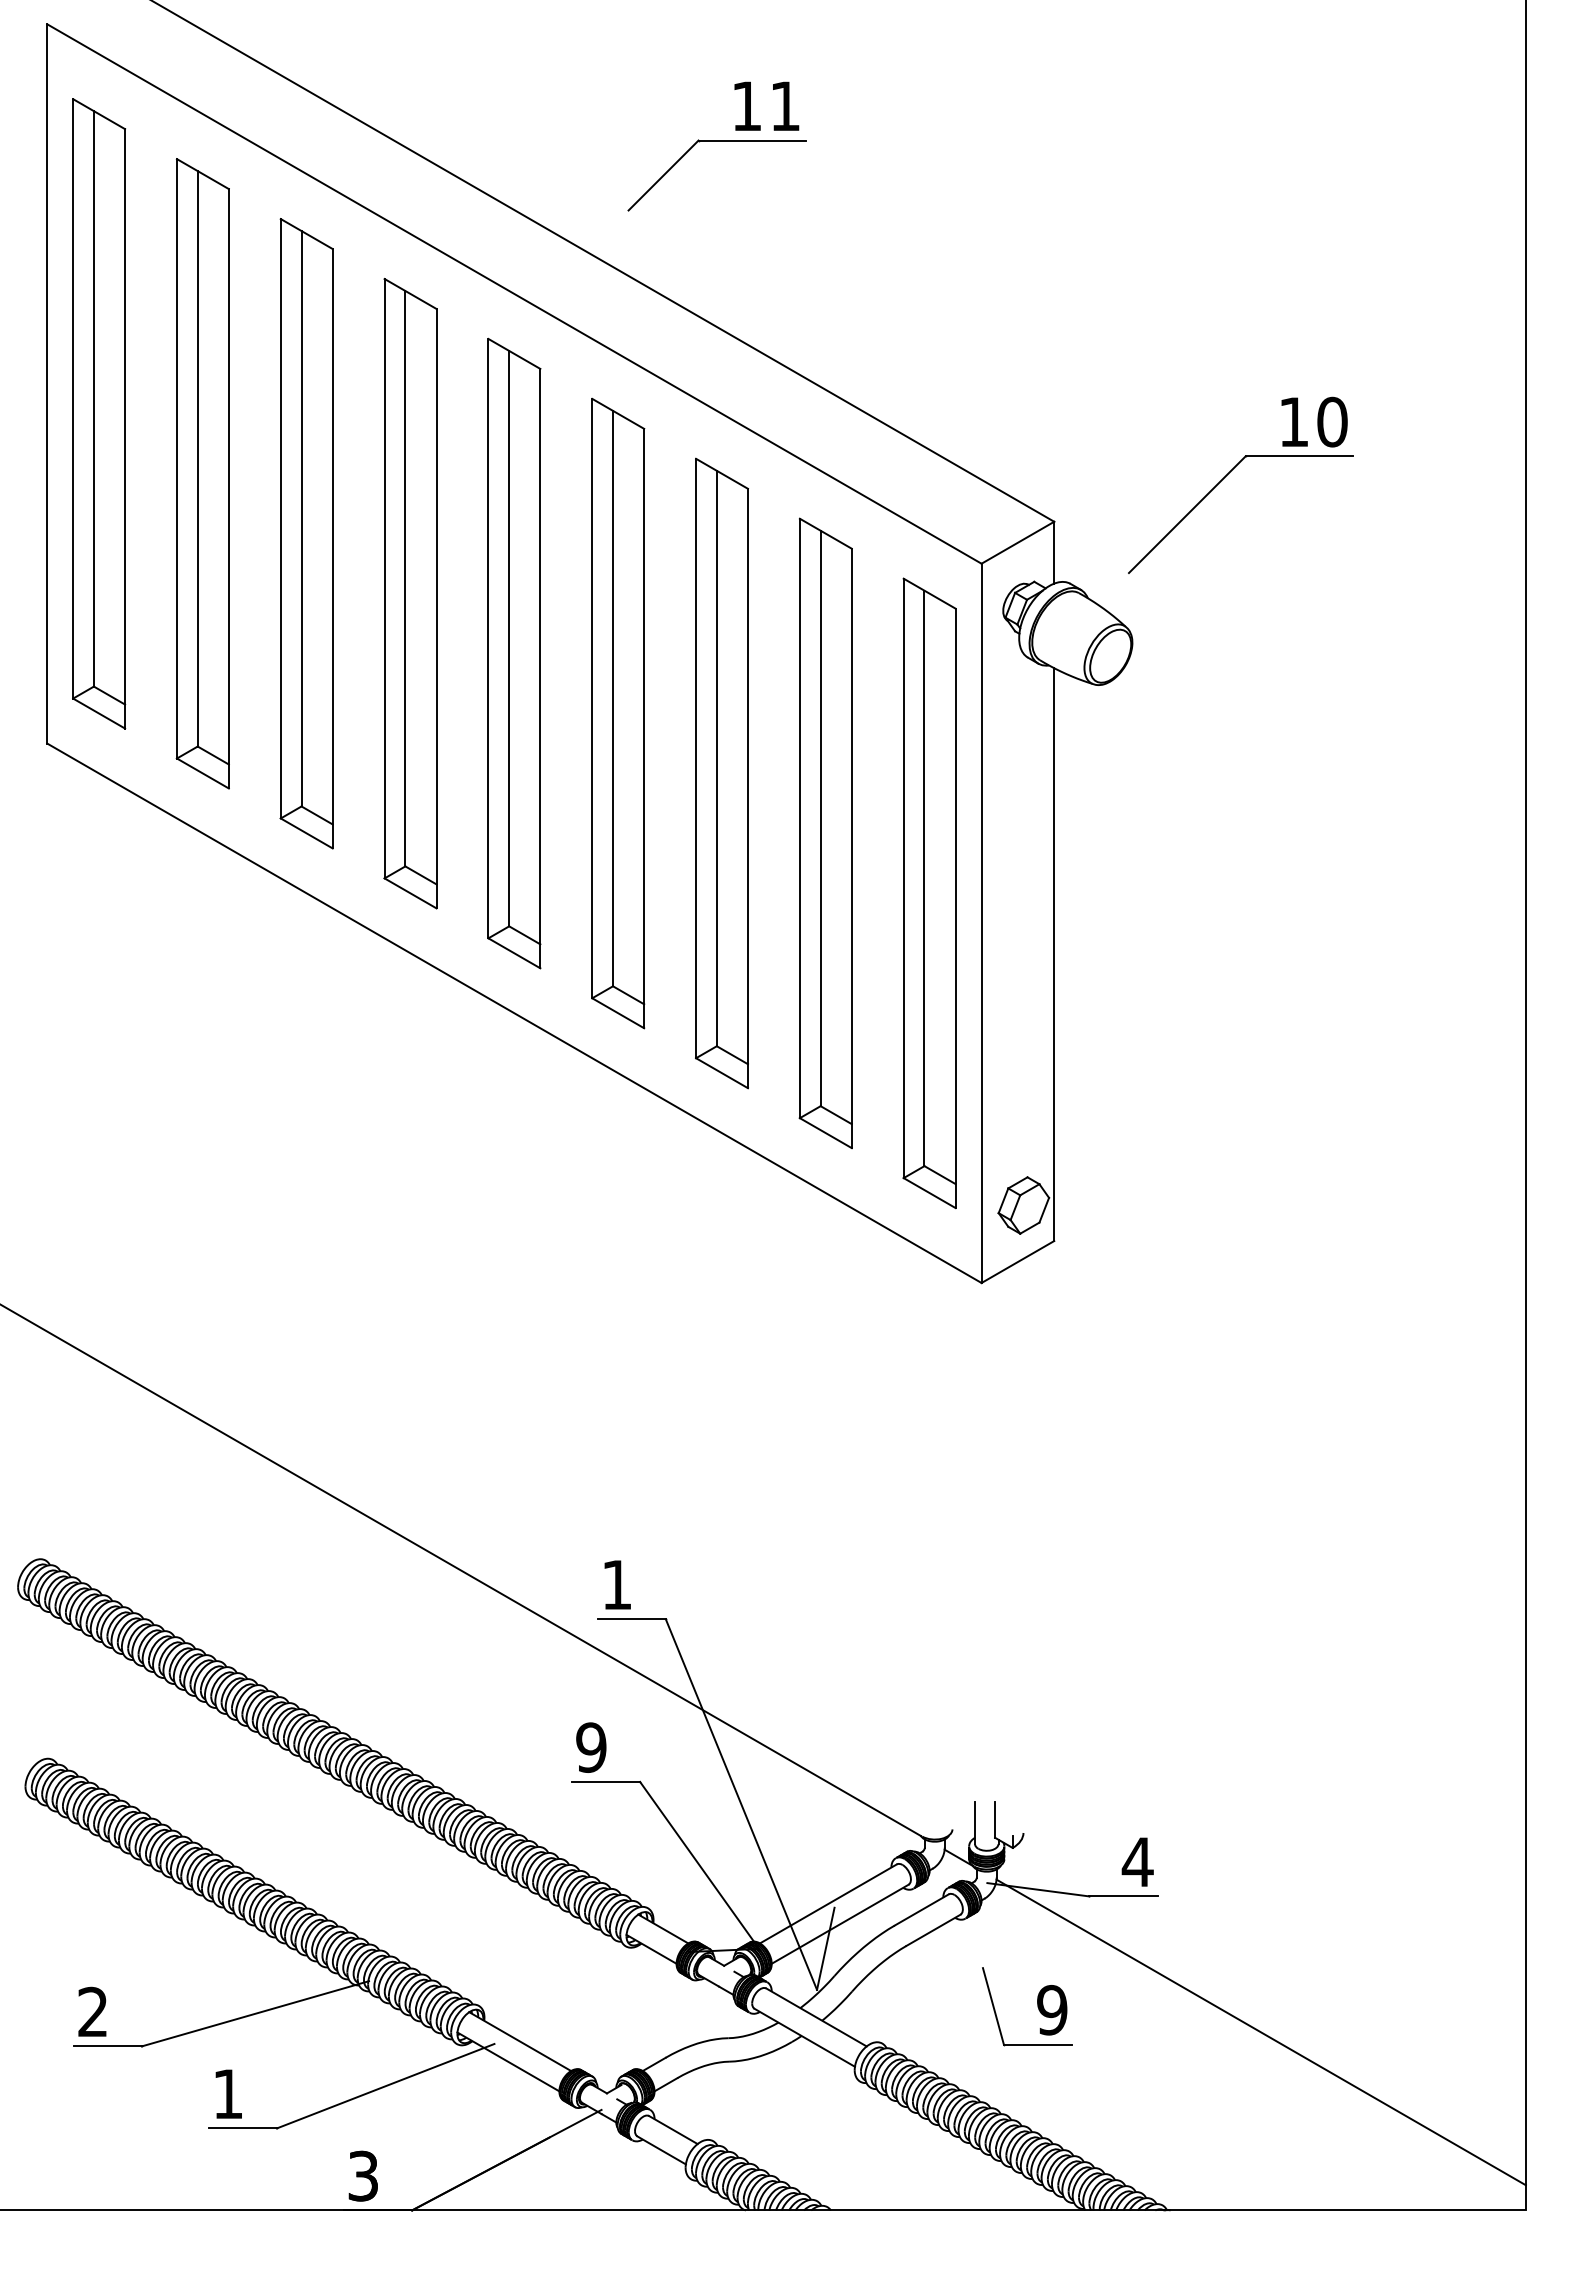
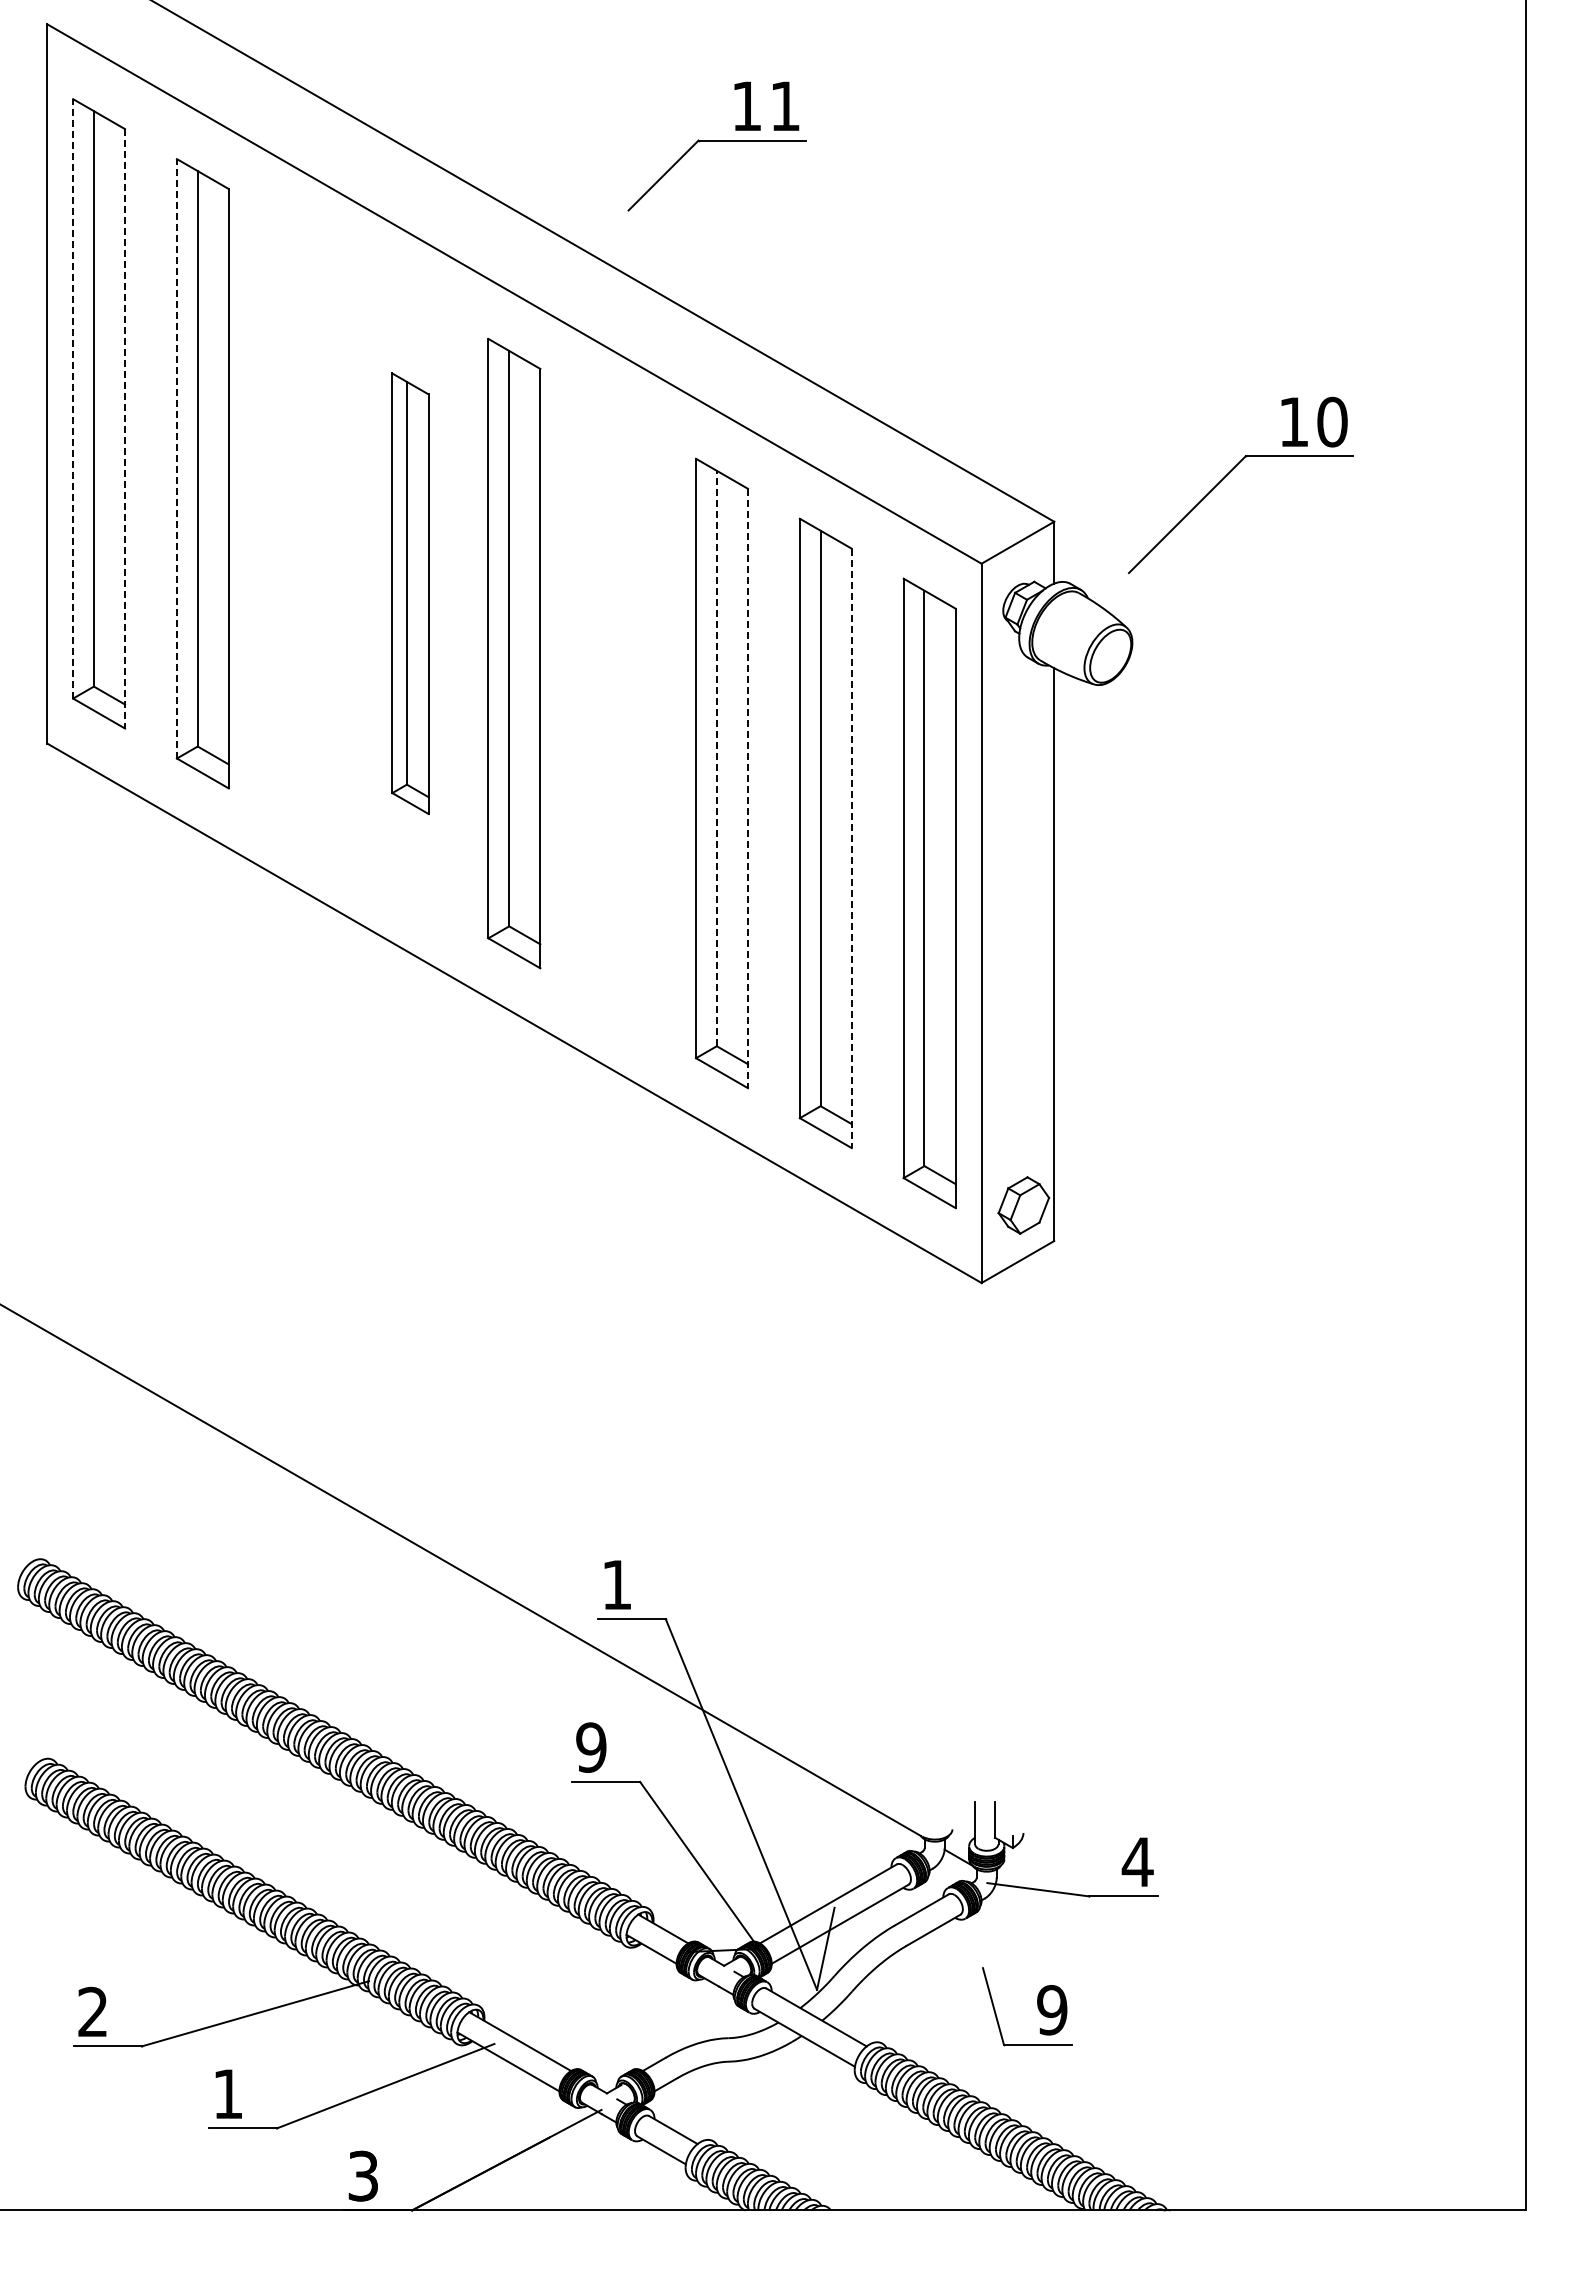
line: solid -> dashed (73, 398)
line: solid -> dashed (125, 428)
line: solid -> dashed (176, 458)
part: present -> none (306, 533)
part size: 55x632 px -> 39x443 px (410, 593)
part: present -> none (618, 713)
line: solid -> dashed (716, 758)
line: solid -> dashed (747, 788)
line: solid -> dashed (851, 848)
line: present -> none (1260, 2032)
